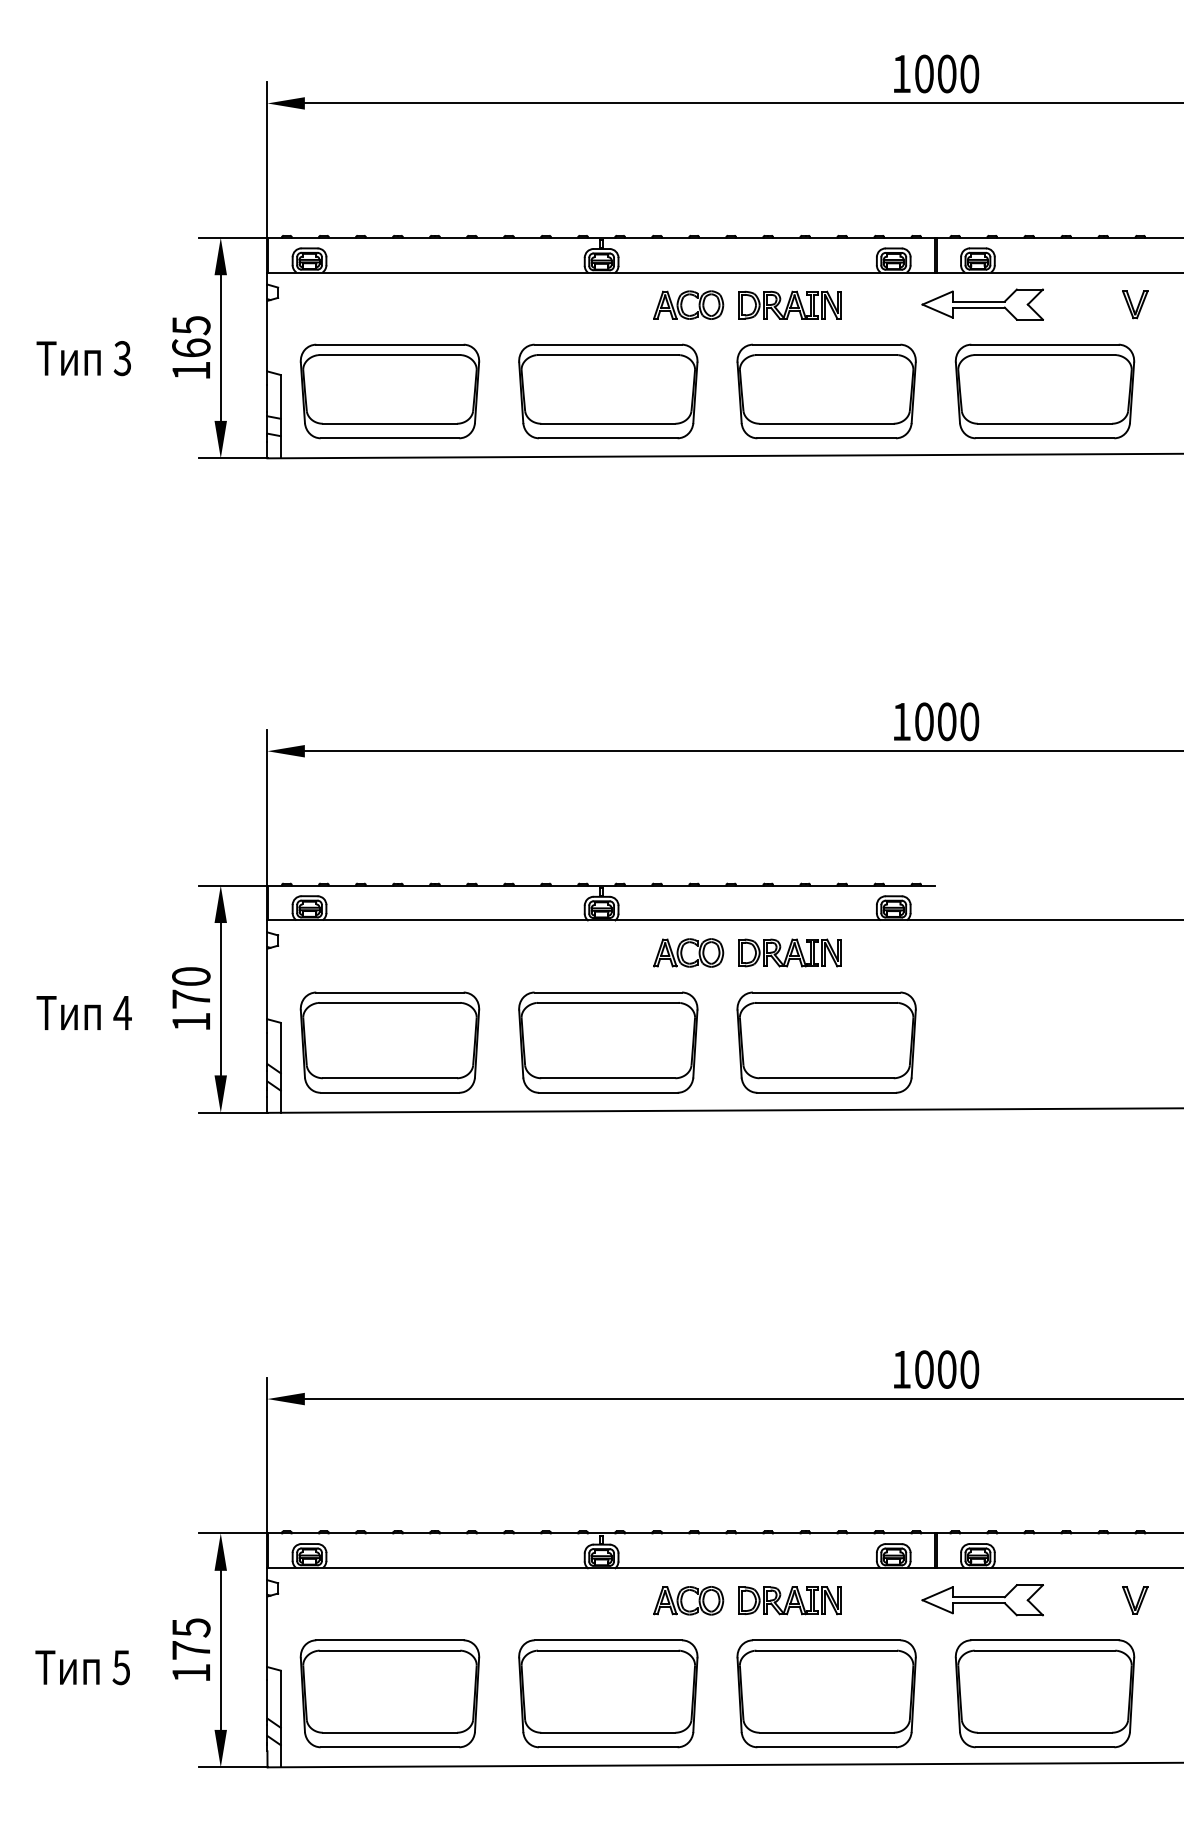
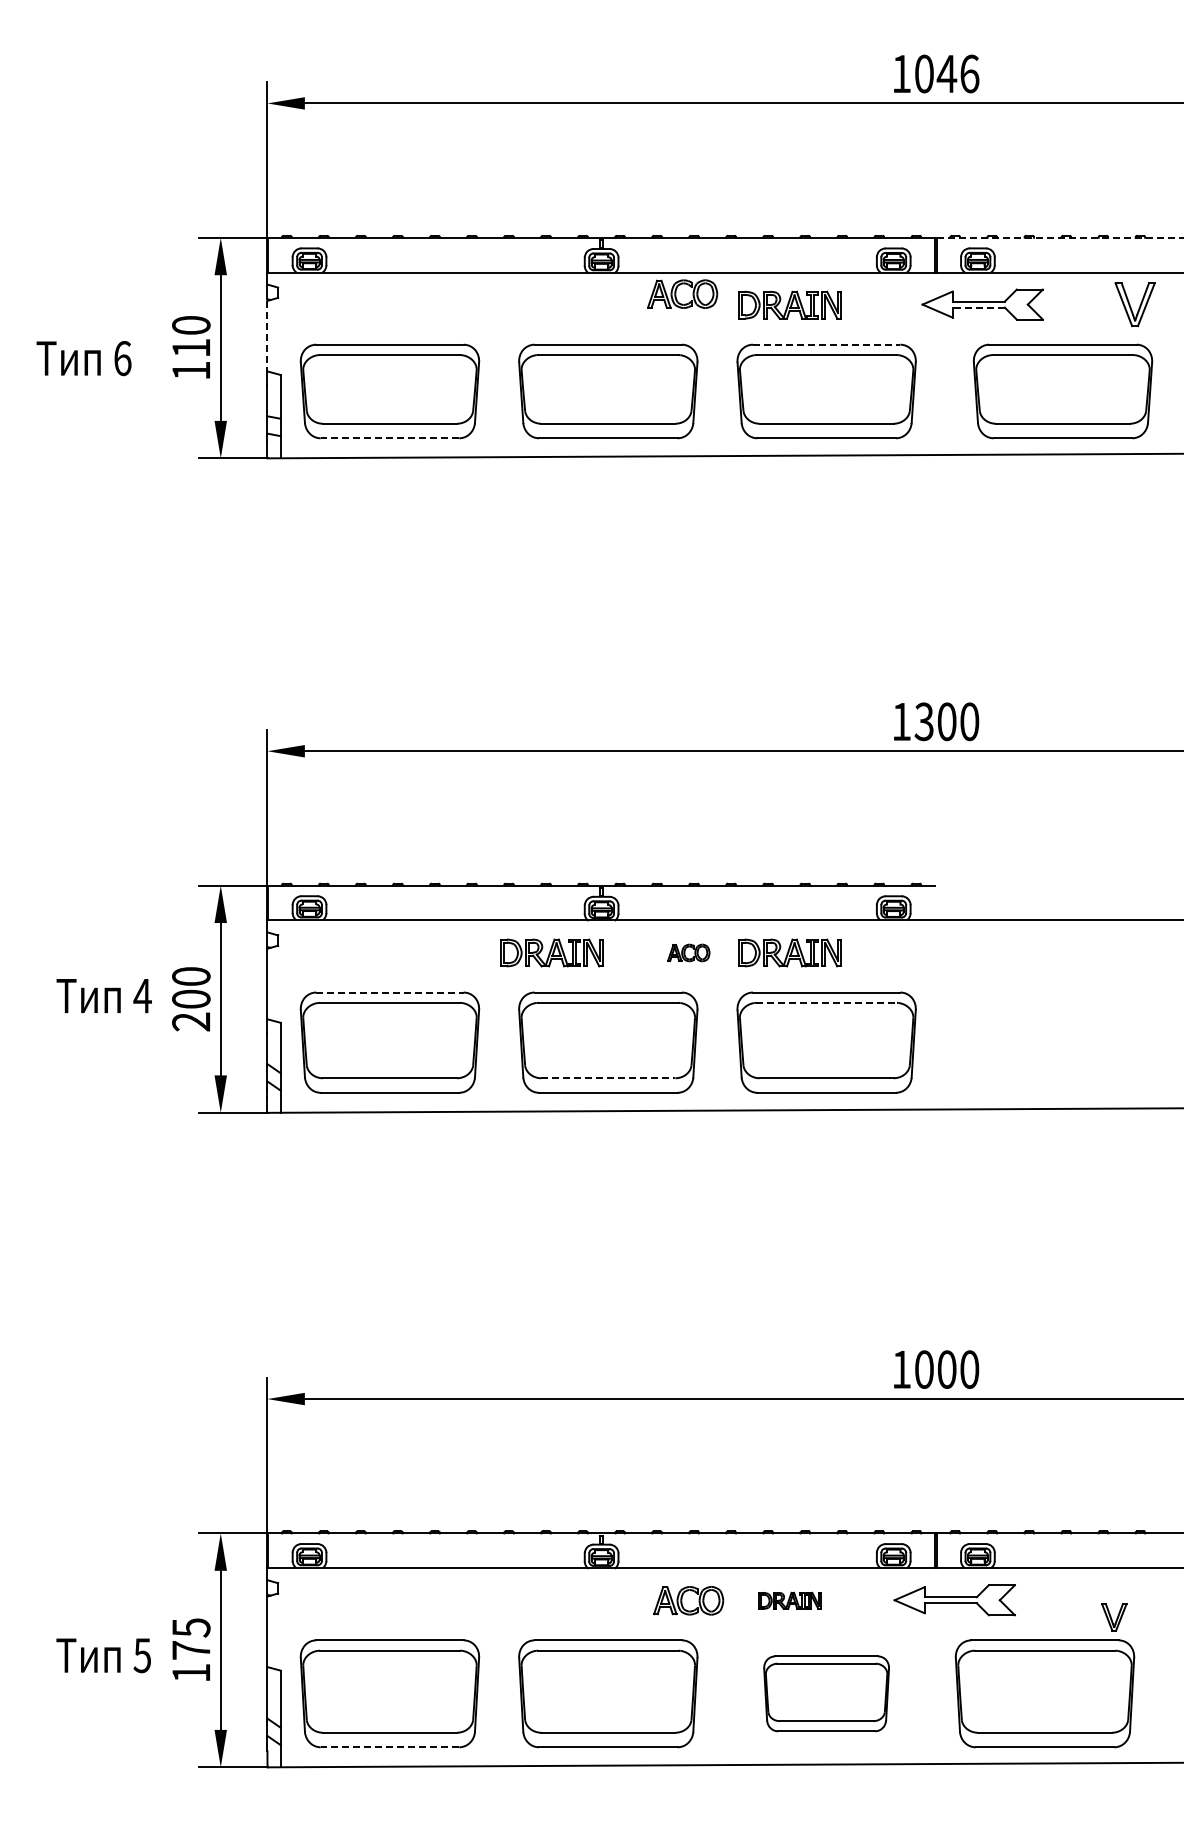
text: 1000 -> 1046 (957, 73)
line: solid -> dashed (1060, 237)
part position: (688, 304) -> (682, 293) (682, 293)
part size: 27x30 px -> 42x46 px (1134, 304)
line: solid -> dashed (978, 307)
text: 165 -> 110 (191, 336)
line: solid -> dashed (267, 336)
line: solid -> dashed (826, 344)
text: 3 -> 6 (122, 358)
part position: (1044, 391) -> (1062, 391) (1062, 391)
line: solid -> dashed (389, 438)
text: 1000 -> 1300 (923, 721)
part: none -> present (551, 952)
part size: 72x30 px -> 44x20 px (688, 952)
line: solid -> dashed (389, 992)
line: solid -> dashed (827, 1002)
text: 170 -> 200 (191, 1010)
text position: (83, 1012) -> (103, 995) (103, 995)
line: solid -> dashed (608, 1078)
part size: 104x30 px -> 64x19 px (789, 1600)
part position: (982, 1600) -> (954, 1600) (954, 1600)
part position: (1135, 1600) -> (1114, 1617) (1114, 1617)
text position: (82, 1667) -> (103, 1655) (103, 1655)
part size: 181x110 px -> 127x78 px (826, 1693)
line: solid -> dashed (389, 1747)
